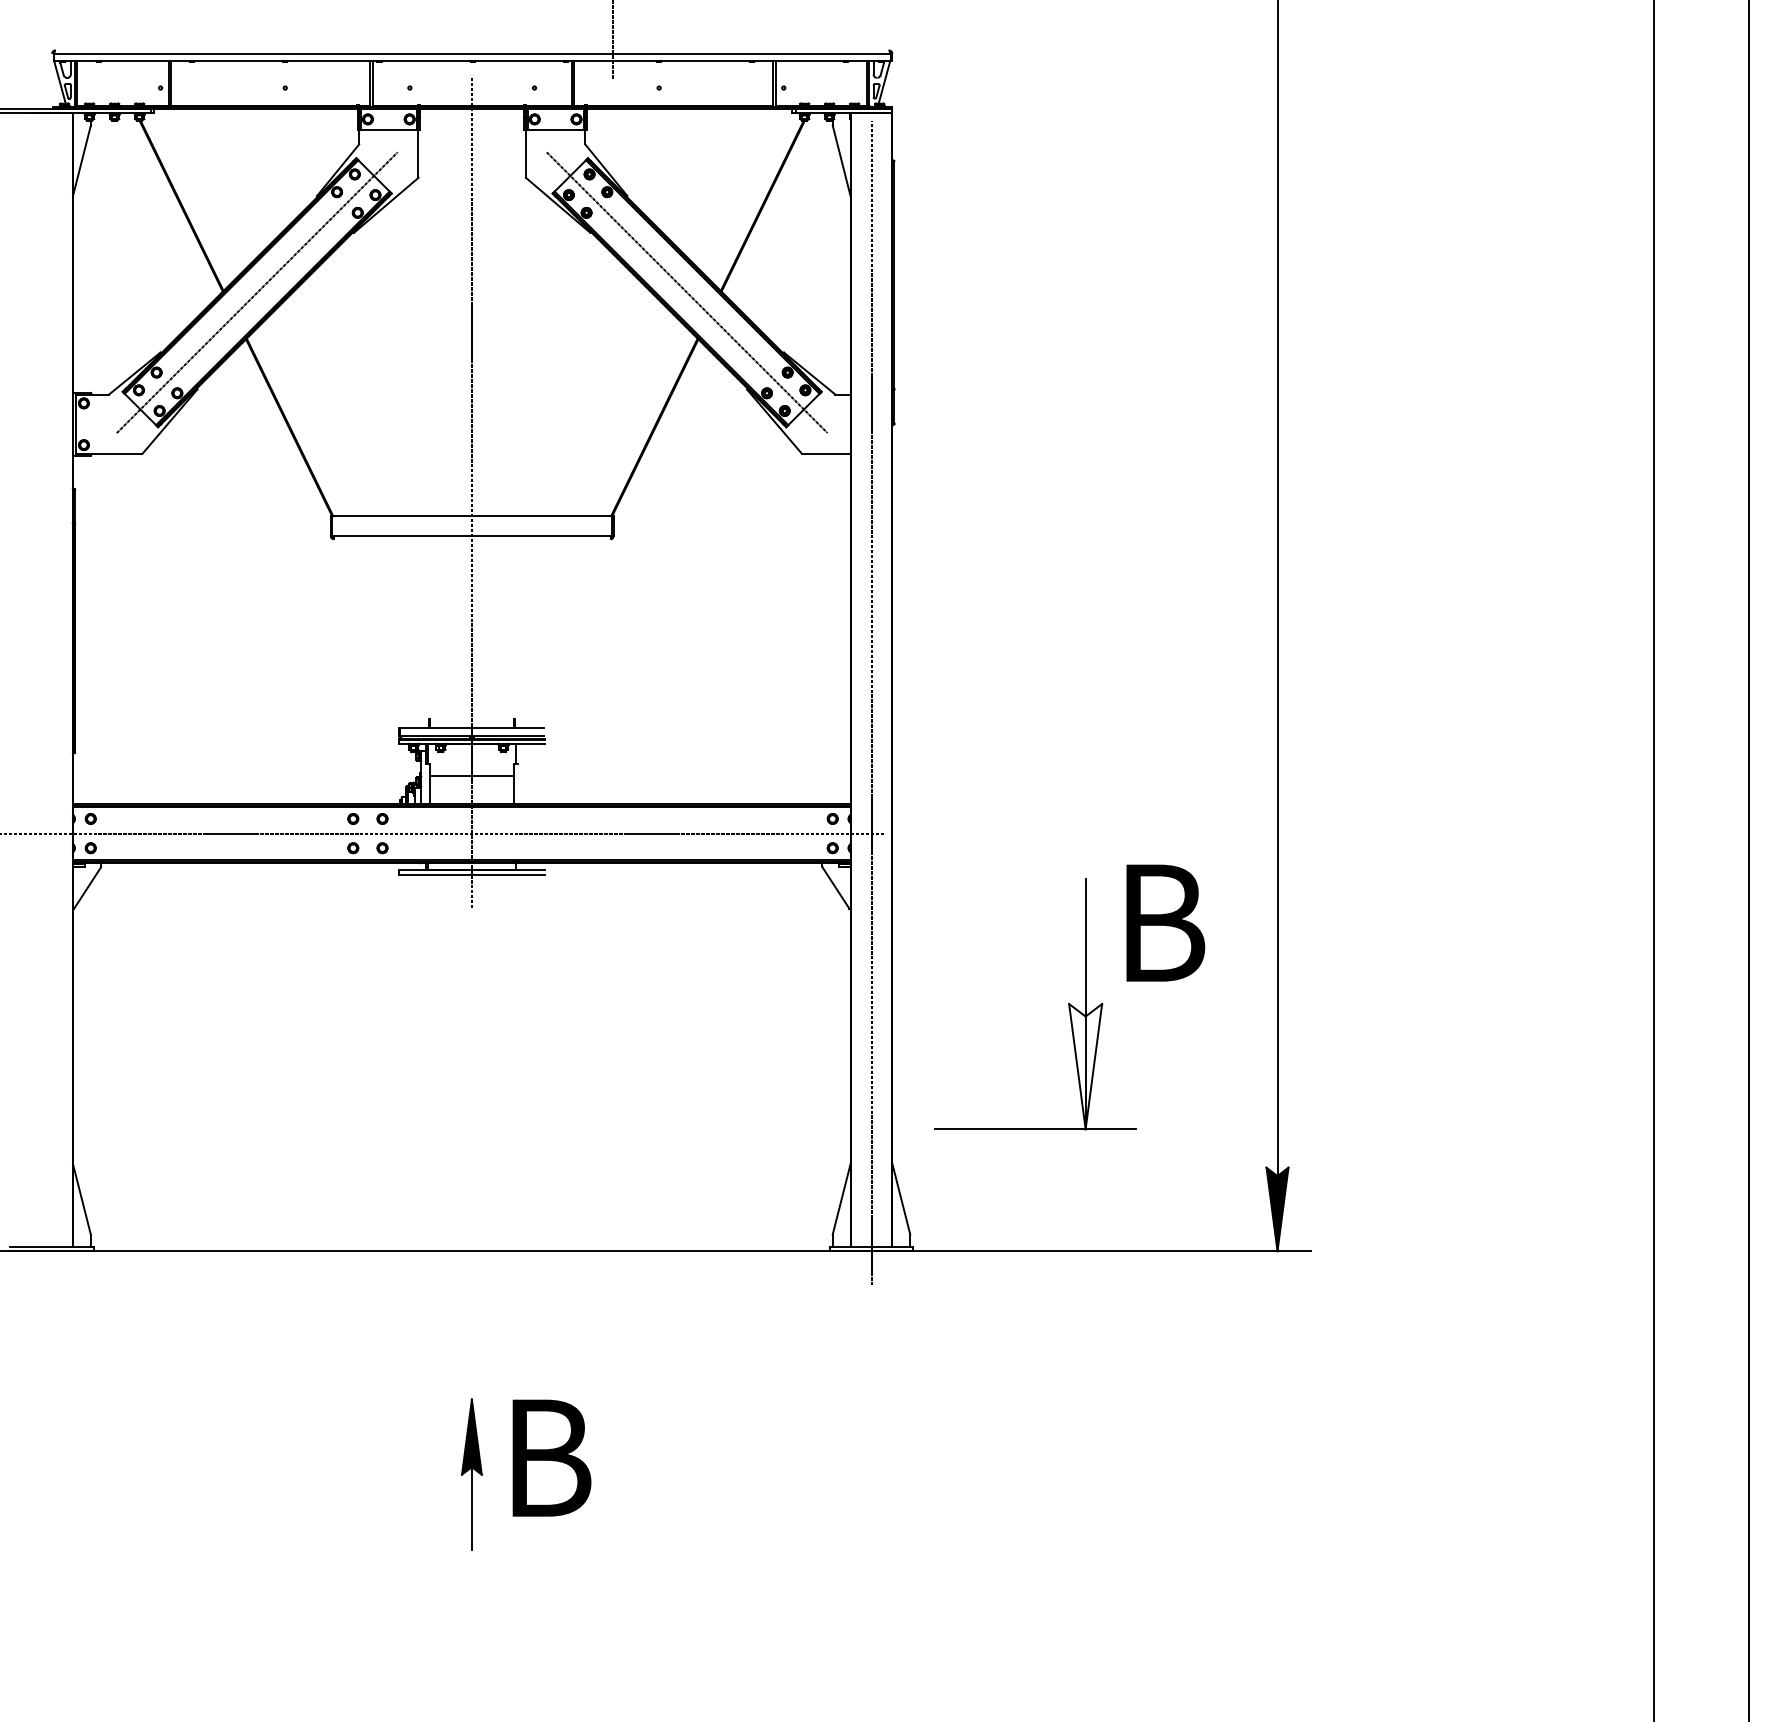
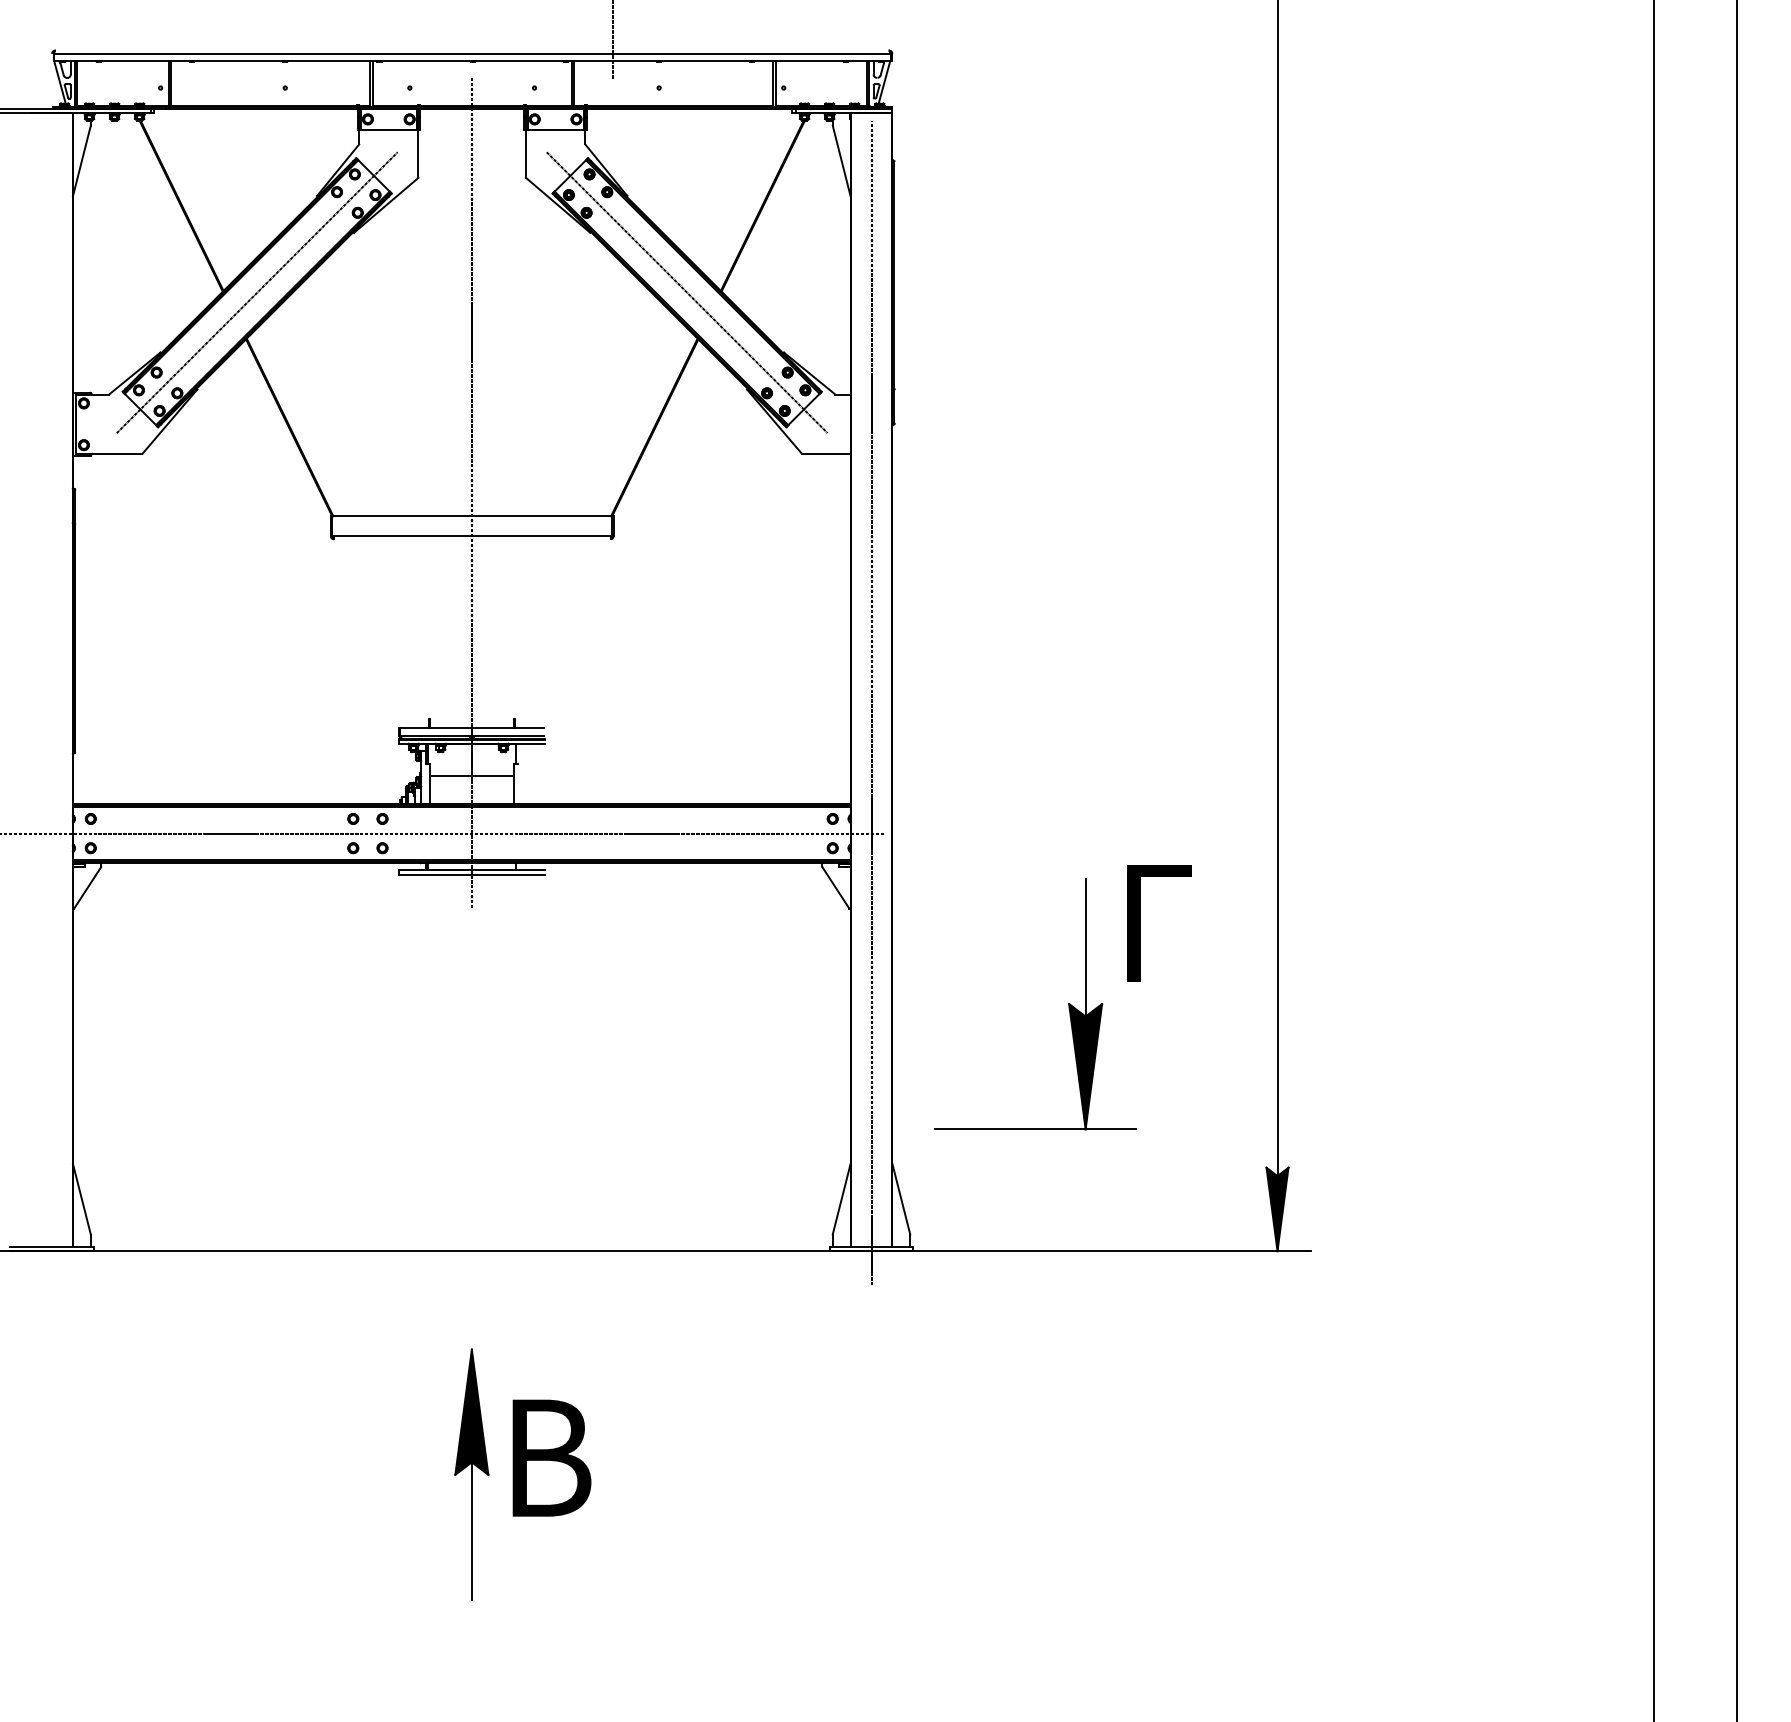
line position: (1749, 860) -> (1737, 860) (1737, 860)
text: В -> Г (1165, 922)
fill: none -> present (1085, 1066)
part size: 22x153 px -> 36x253 px (471, 1474)
